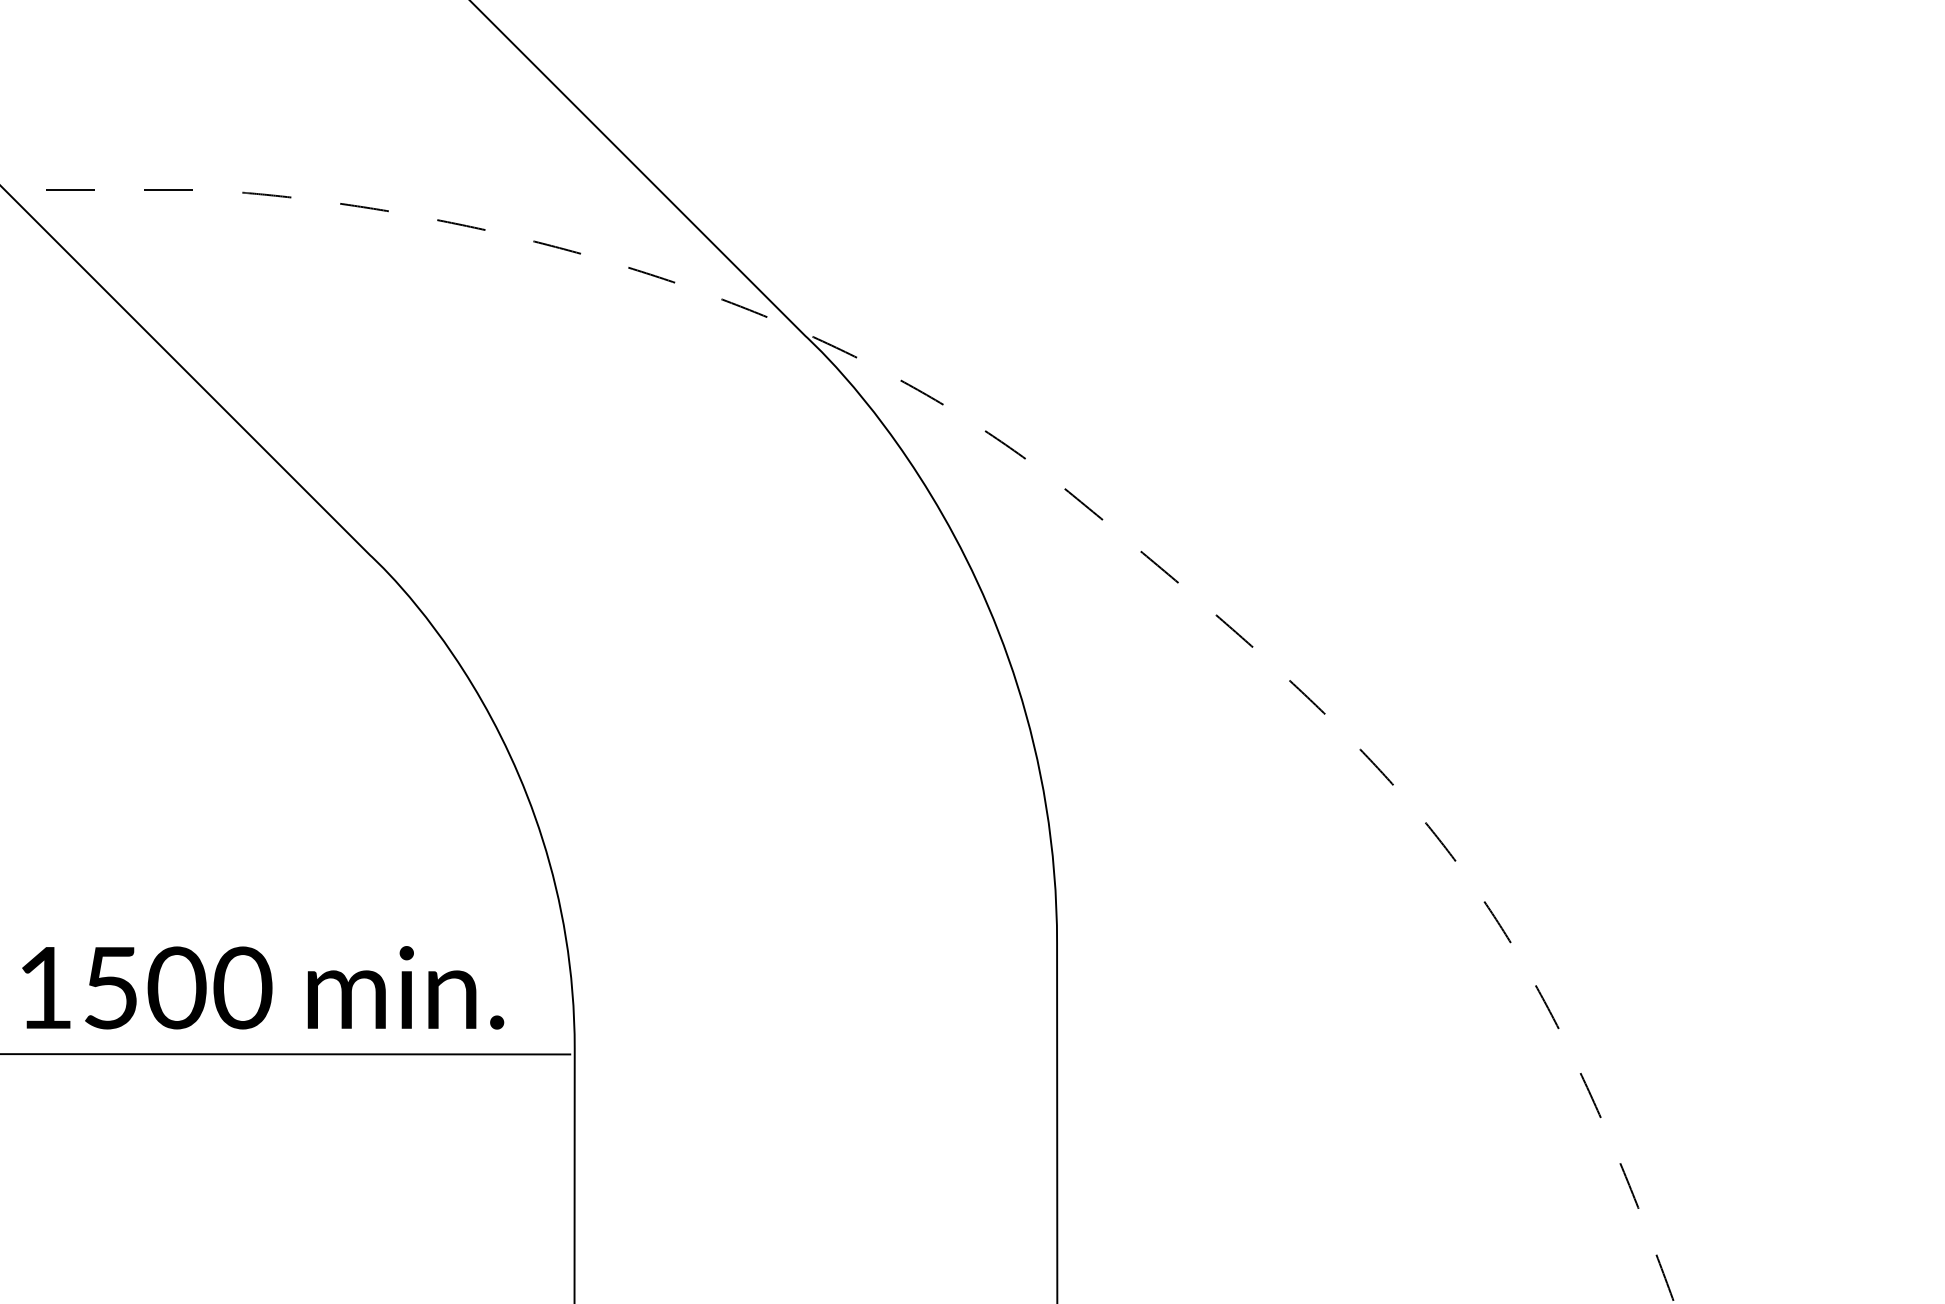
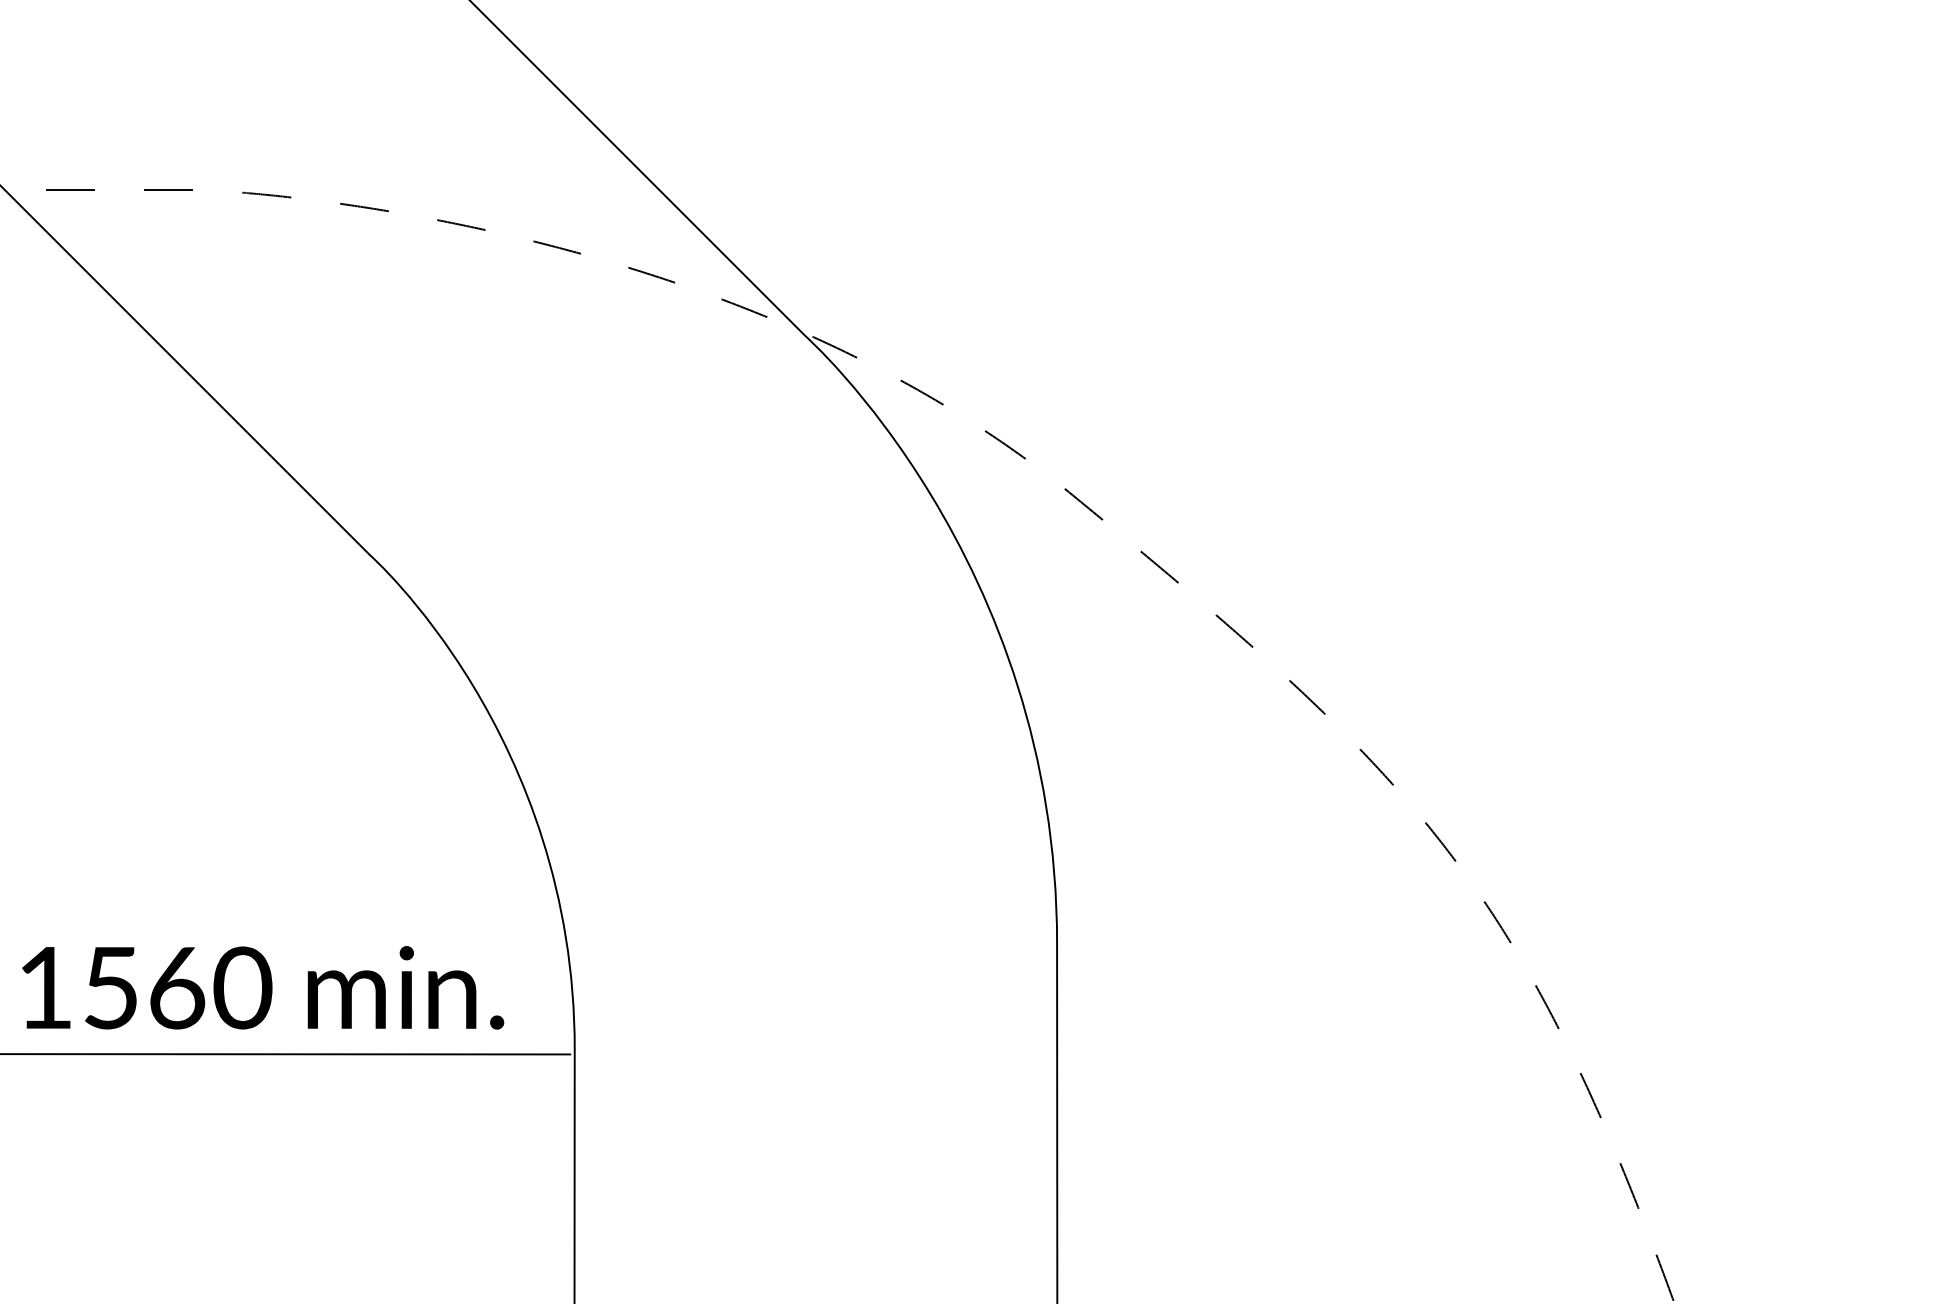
text: 1500 -> 1560 (176, 987)
